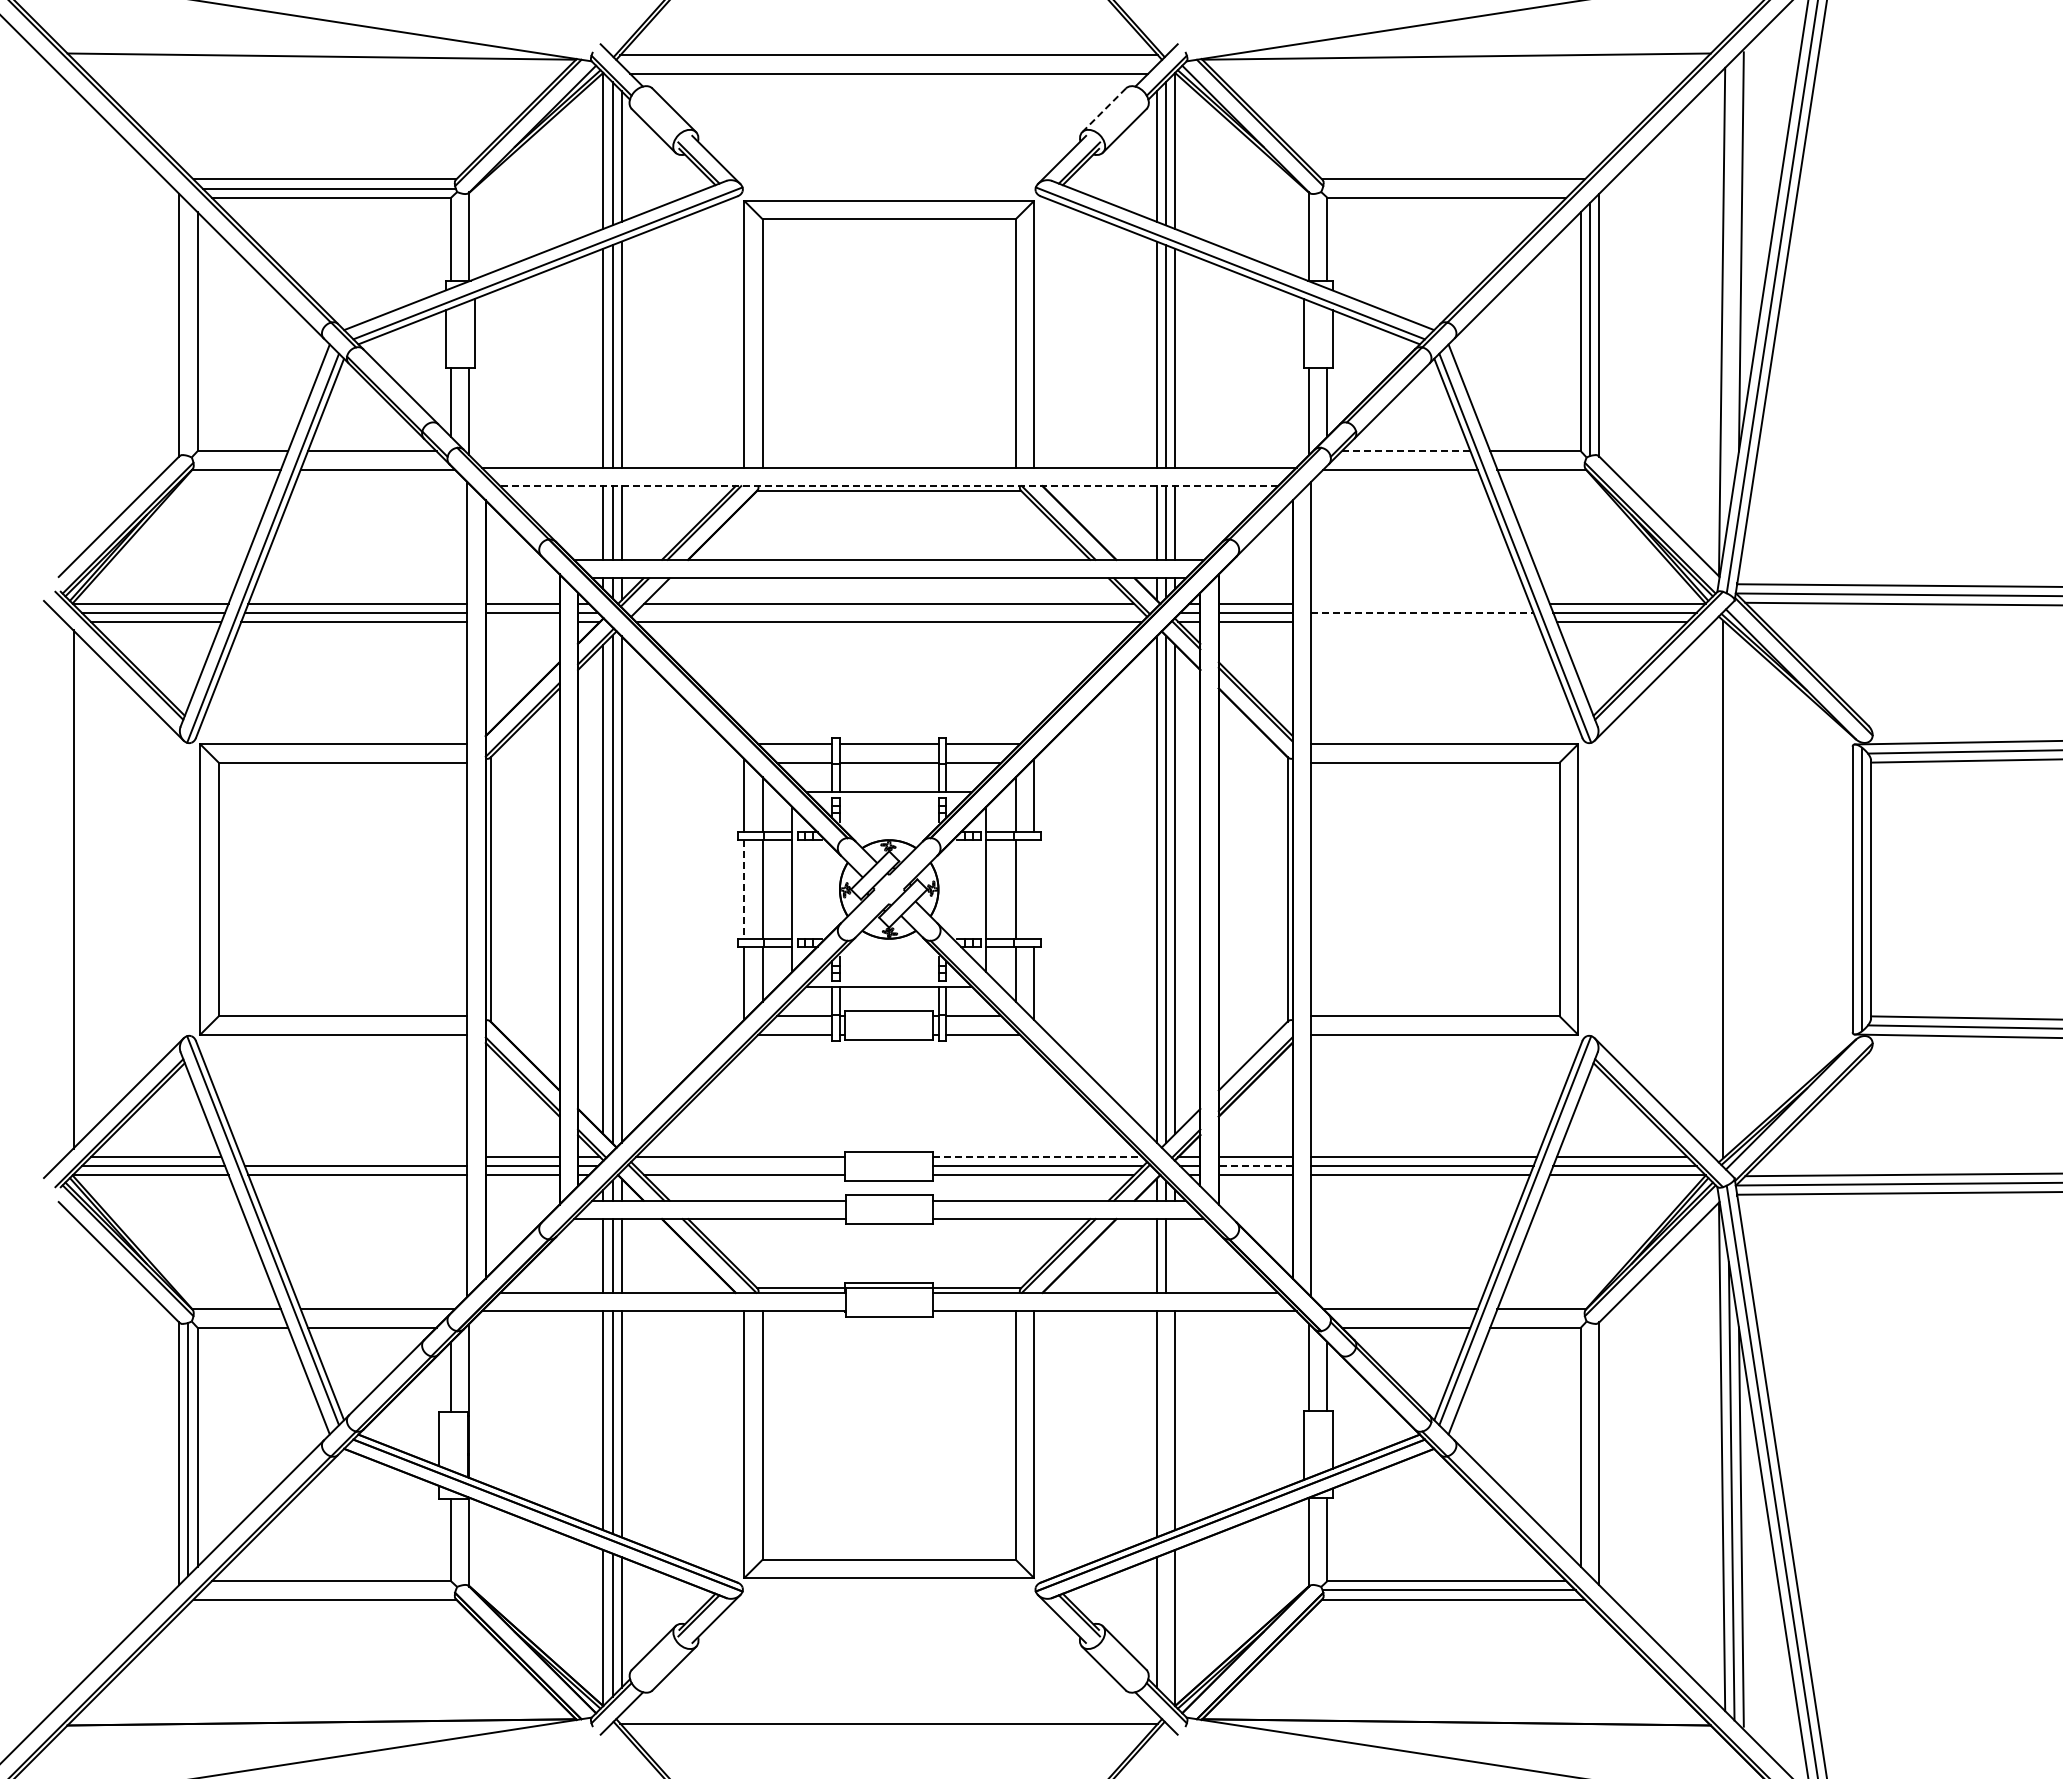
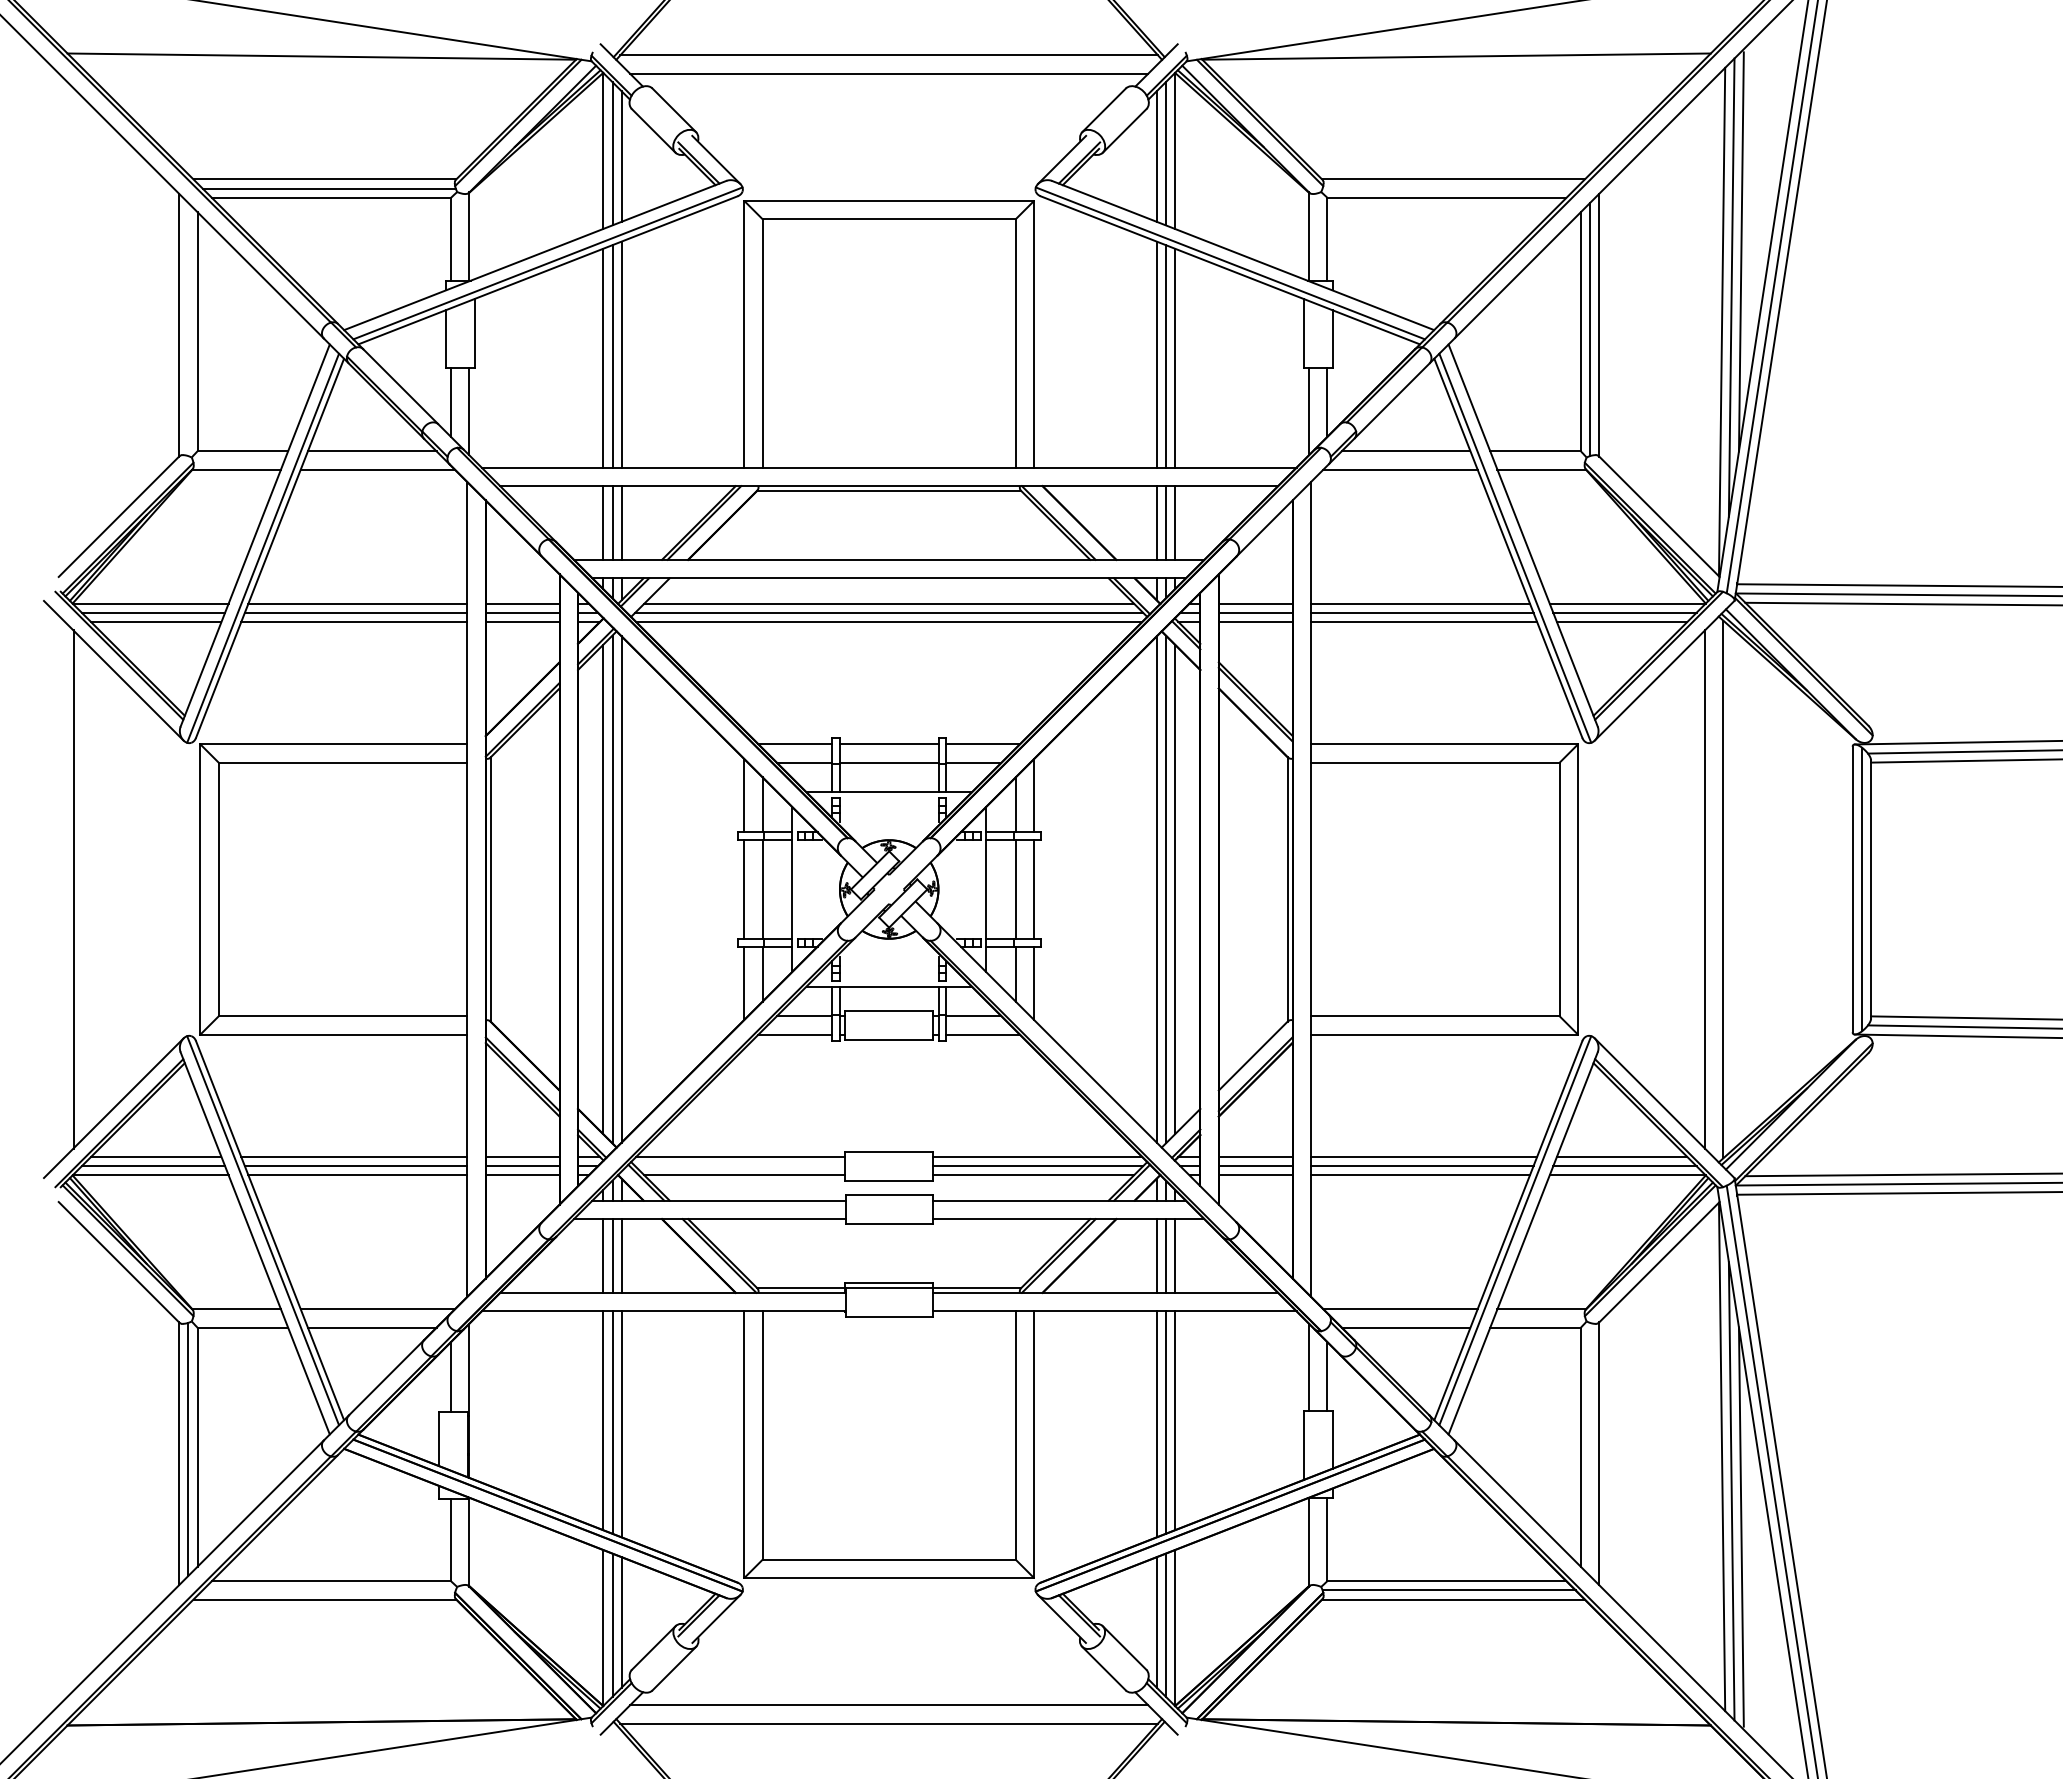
line: dashed -> solid (1104, 110)
line: none -> present (1731, 287)
line: dashed -> solid (1406, 451)
line: dashed -> solid (888, 486)
line: none -> present (1420, 603)
line: none -> present (889, 612)
line: dashed -> solid (1422, 612)
line: none -> present (522, 622)
line: none -> present (1424, 622)
line: dashed -> solid (744, 889)
line: none -> present (1034, 889)
line: none -> present (1704, 889)
line: none -> present (354, 1156)
line: dashed -> solid (1037, 1156)
line: dashed -> solid (1255, 1166)
line: none -> present (1175, 1255)
line: none -> present (1165, 1422)
line: none -> present (1165, 1624)
line: none -> present (889, 1705)
